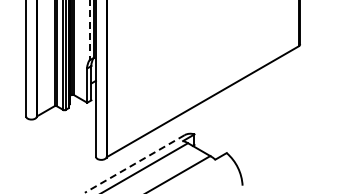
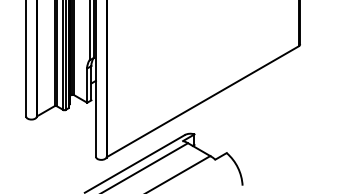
line: dashed -> solid (89, 30)
line: dashed -> solid (134, 163)
